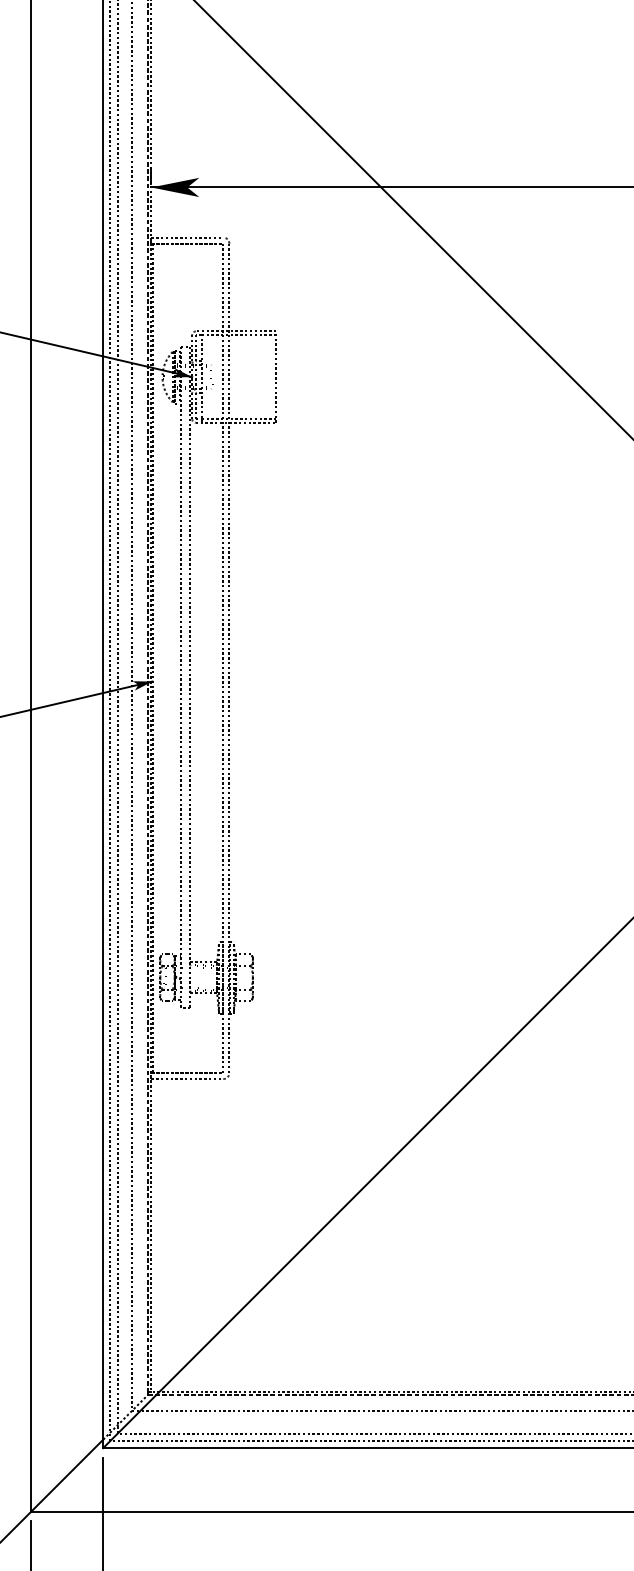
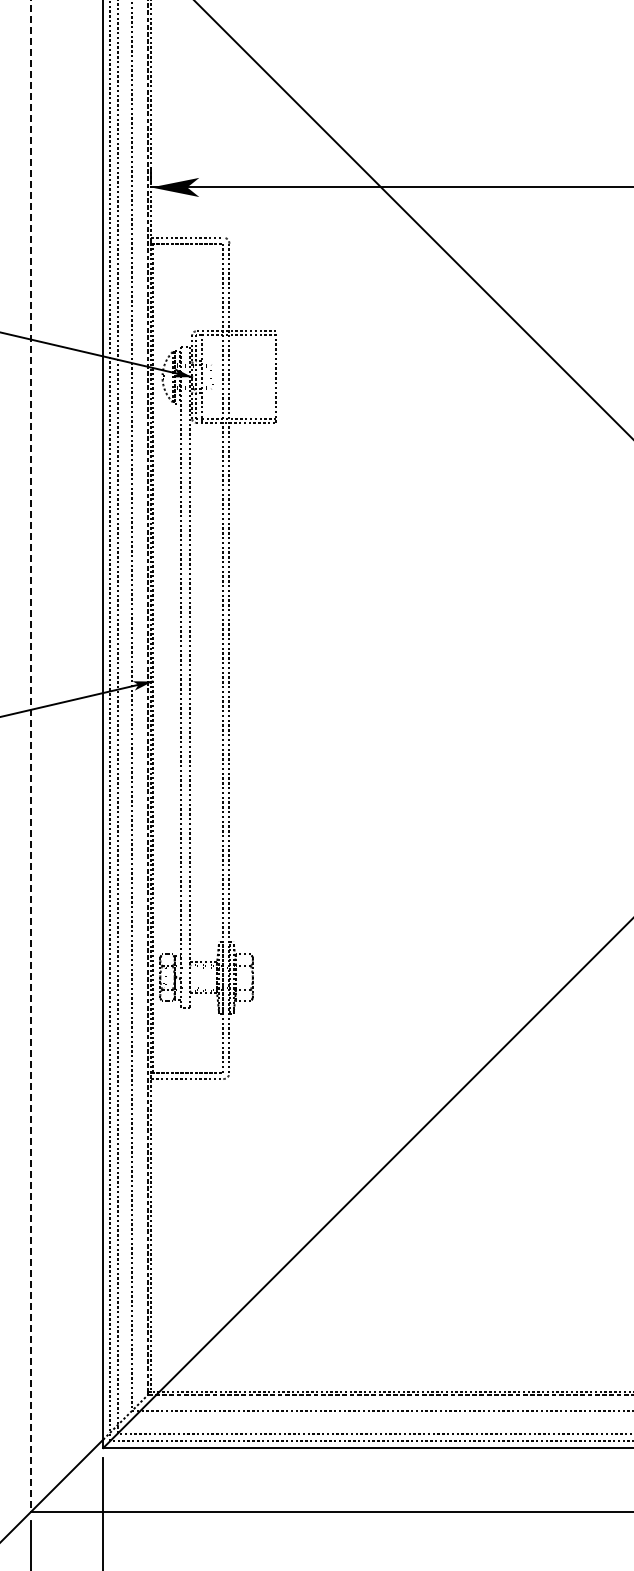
line: solid -> dashed (31, 756)
